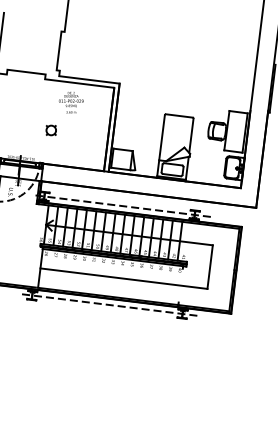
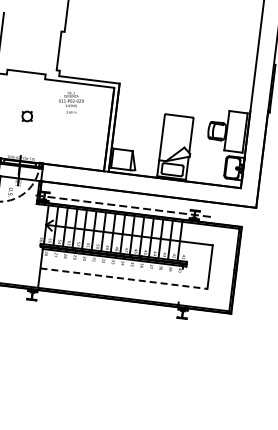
part position: (50, 130) -> (26, 116) (26, 116)
line: solid -> dashed (124, 278)
line: present -> none (108, 304)
